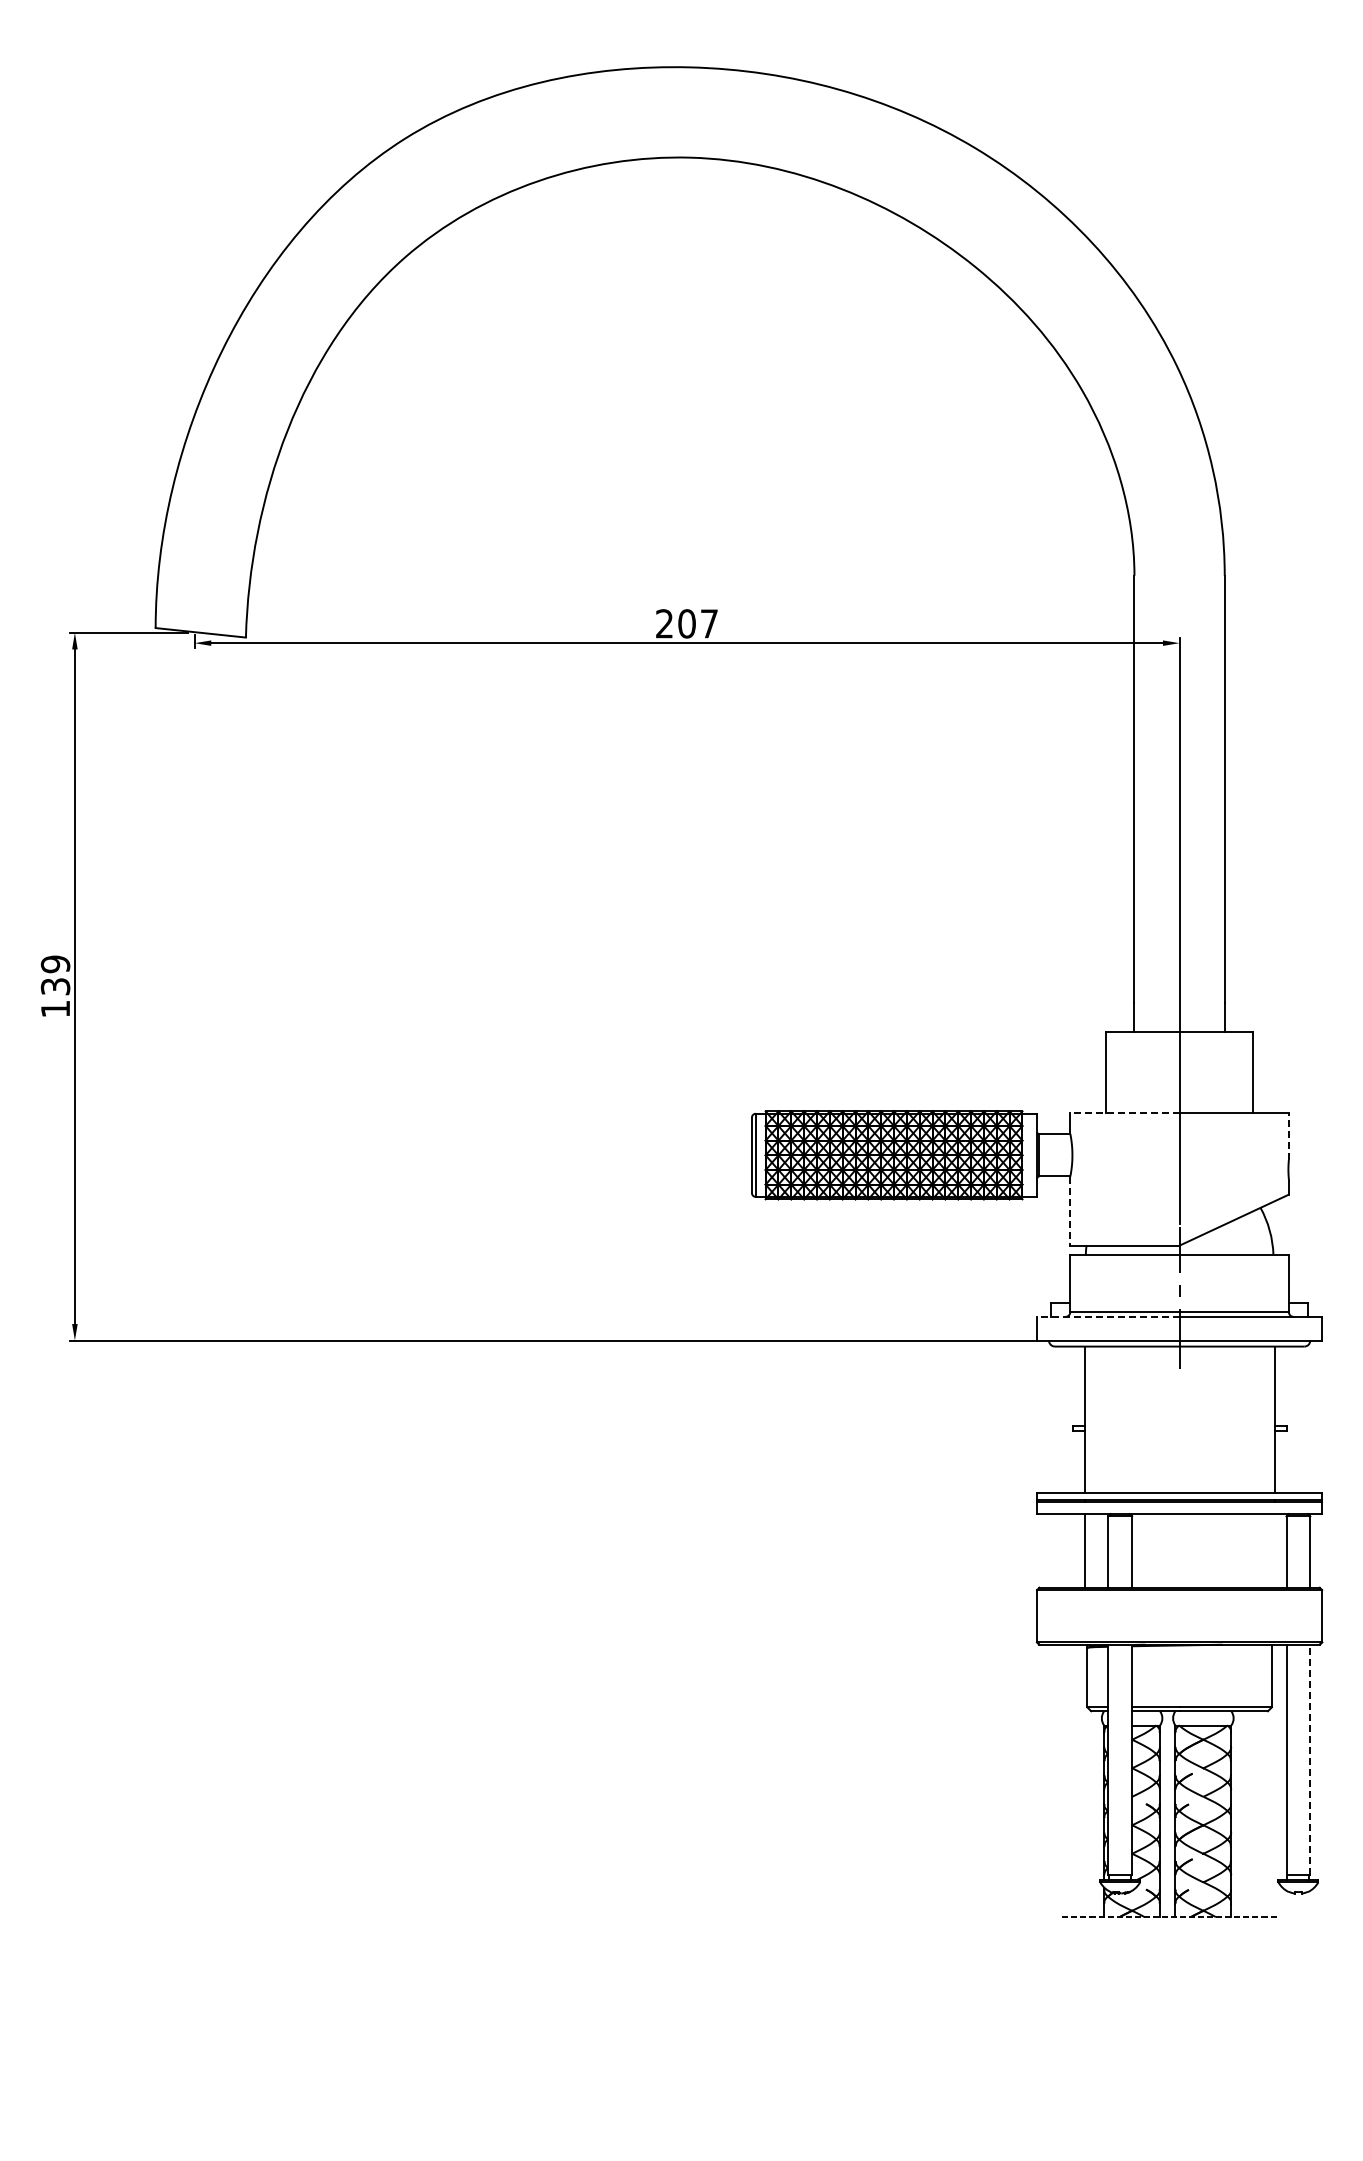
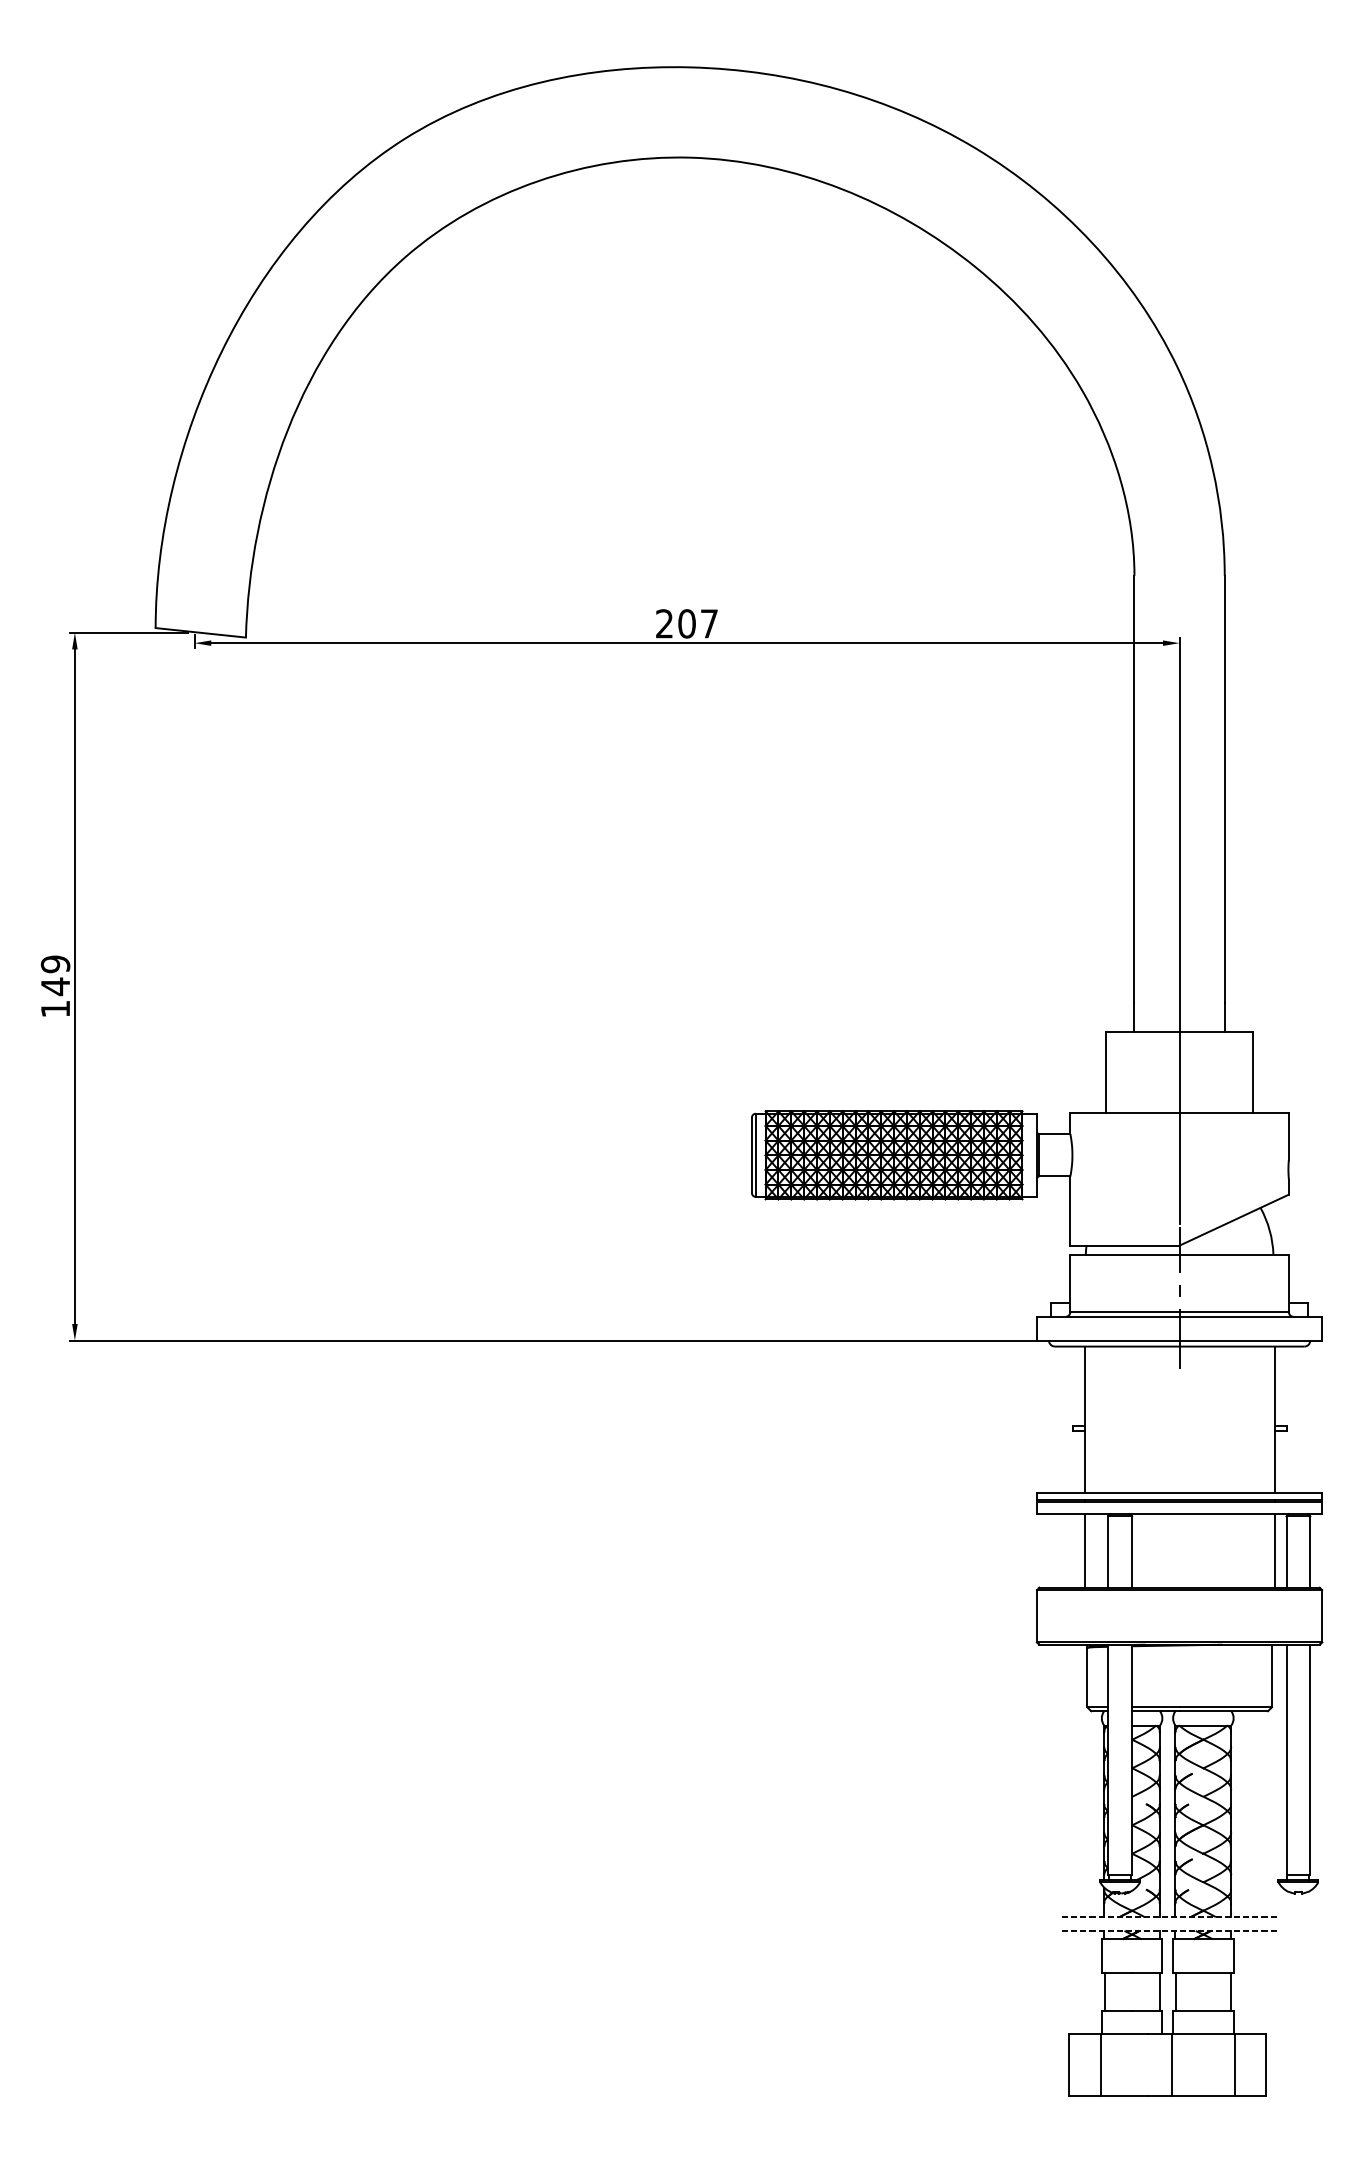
text: 139 -> 149 (55, 986)
line: dashed -> solid (1124, 1112)
line: dashed -> solid (1288, 1136)
line: dashed -> solid (1070, 1211)
line: dashed -> solid (1107, 1316)
line: none -> present (1274, 1550)
line: dashed -> solid (1310, 1759)
part: none -> present (1169, 2013)
